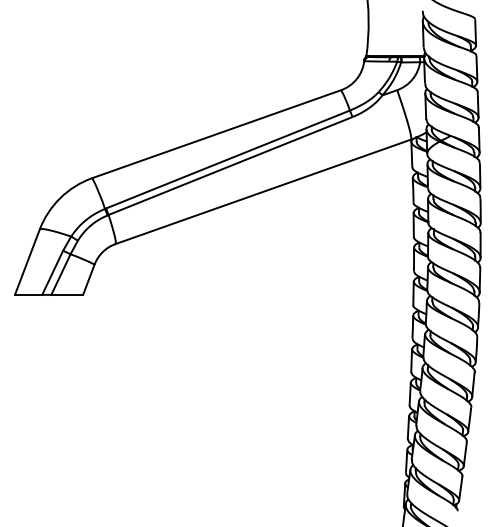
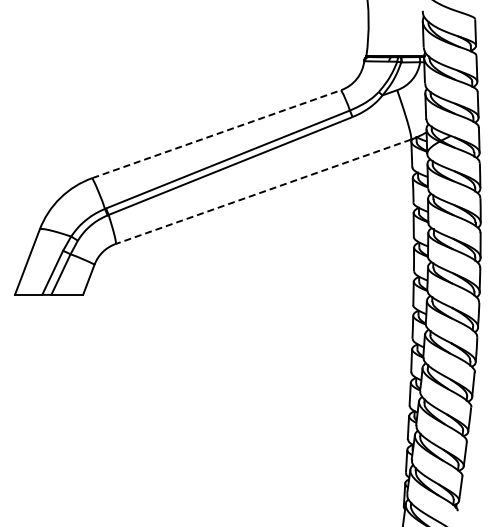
line: solid -> dashed (216, 134)
line: solid -> dashed (263, 191)
